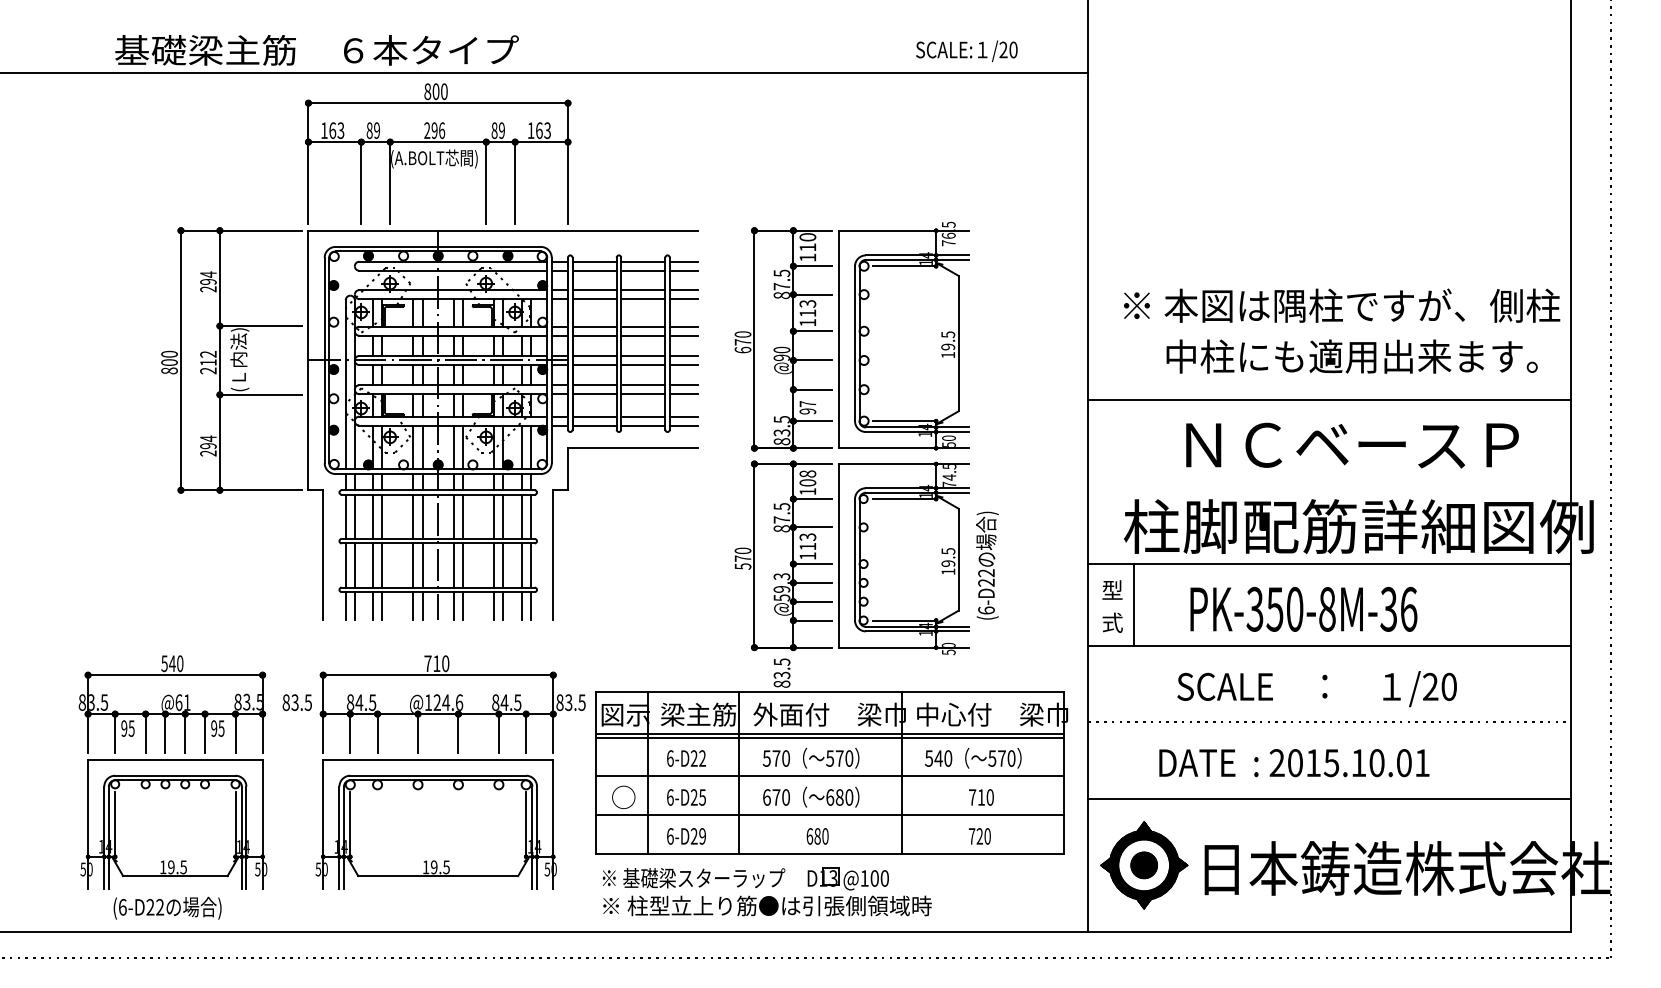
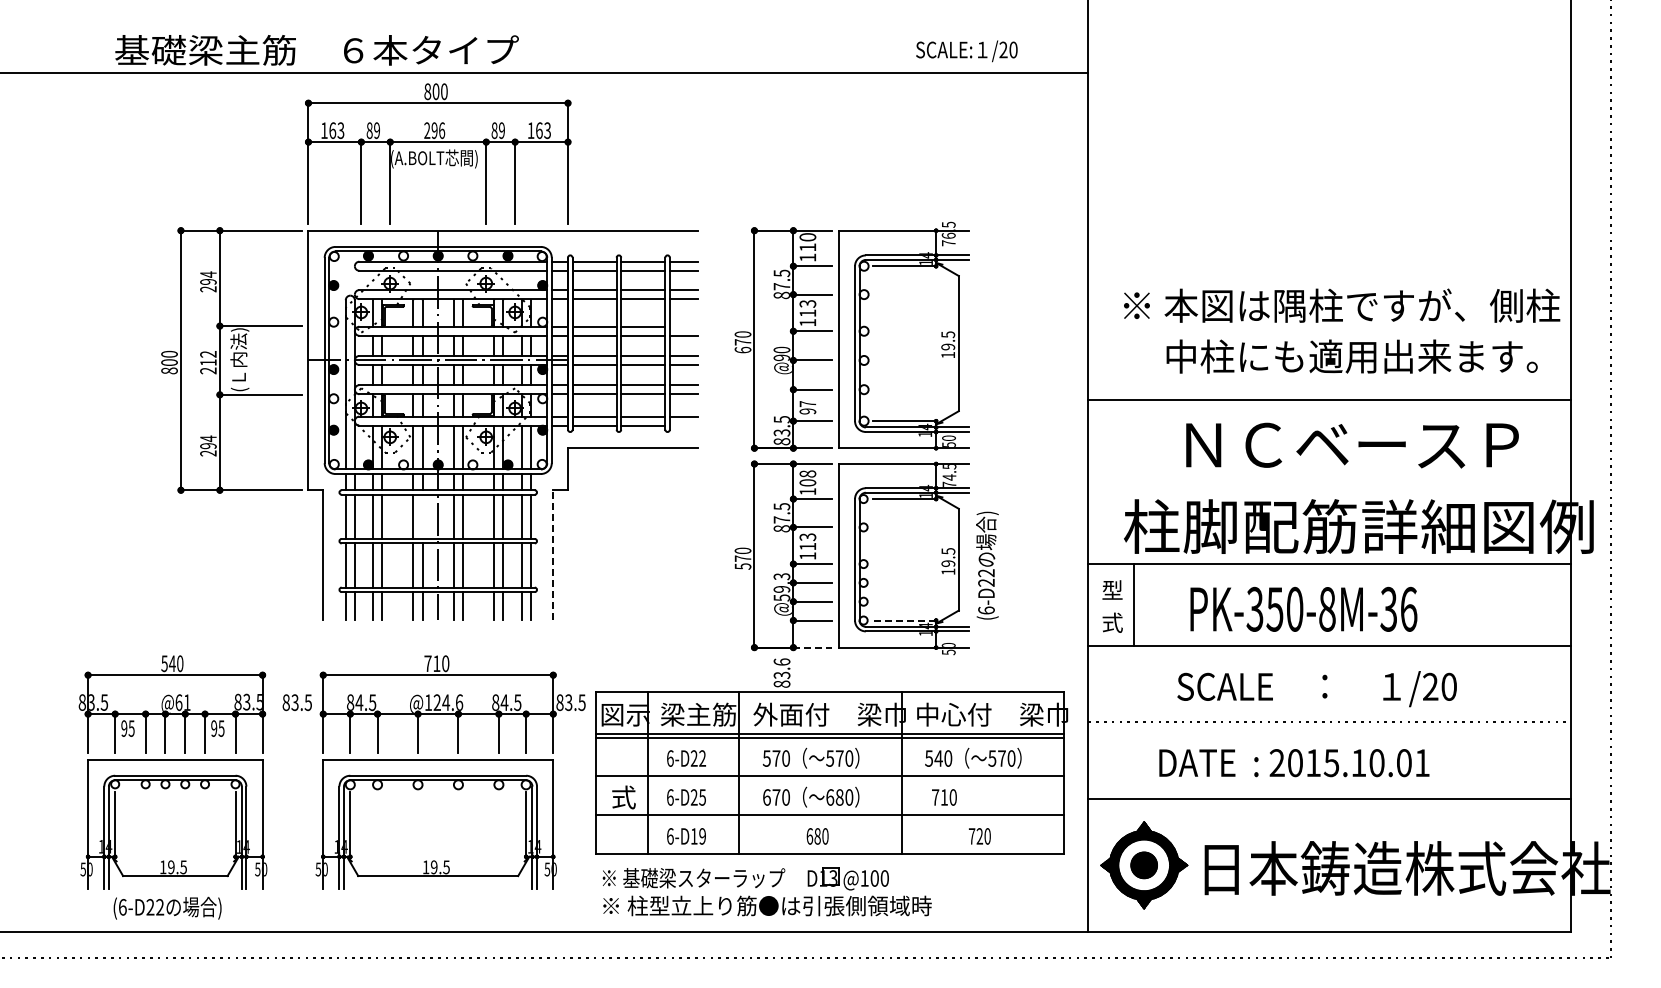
line: present -> none (683, 326)
line: present -> none (683, 425)
line: present -> none (422, 516)
line: solid -> dashed (553, 555)
line: solid -> dashed (904, 620)
line: solid -> dashed (813, 647)
text: 83.5 -> 83.6 (781, 661)
text: ○ -> 式 (623, 797)
text position: (981, 797) -> (944, 797) (944, 797)
text: 6-D29 -> 6-D19 (693, 836)
